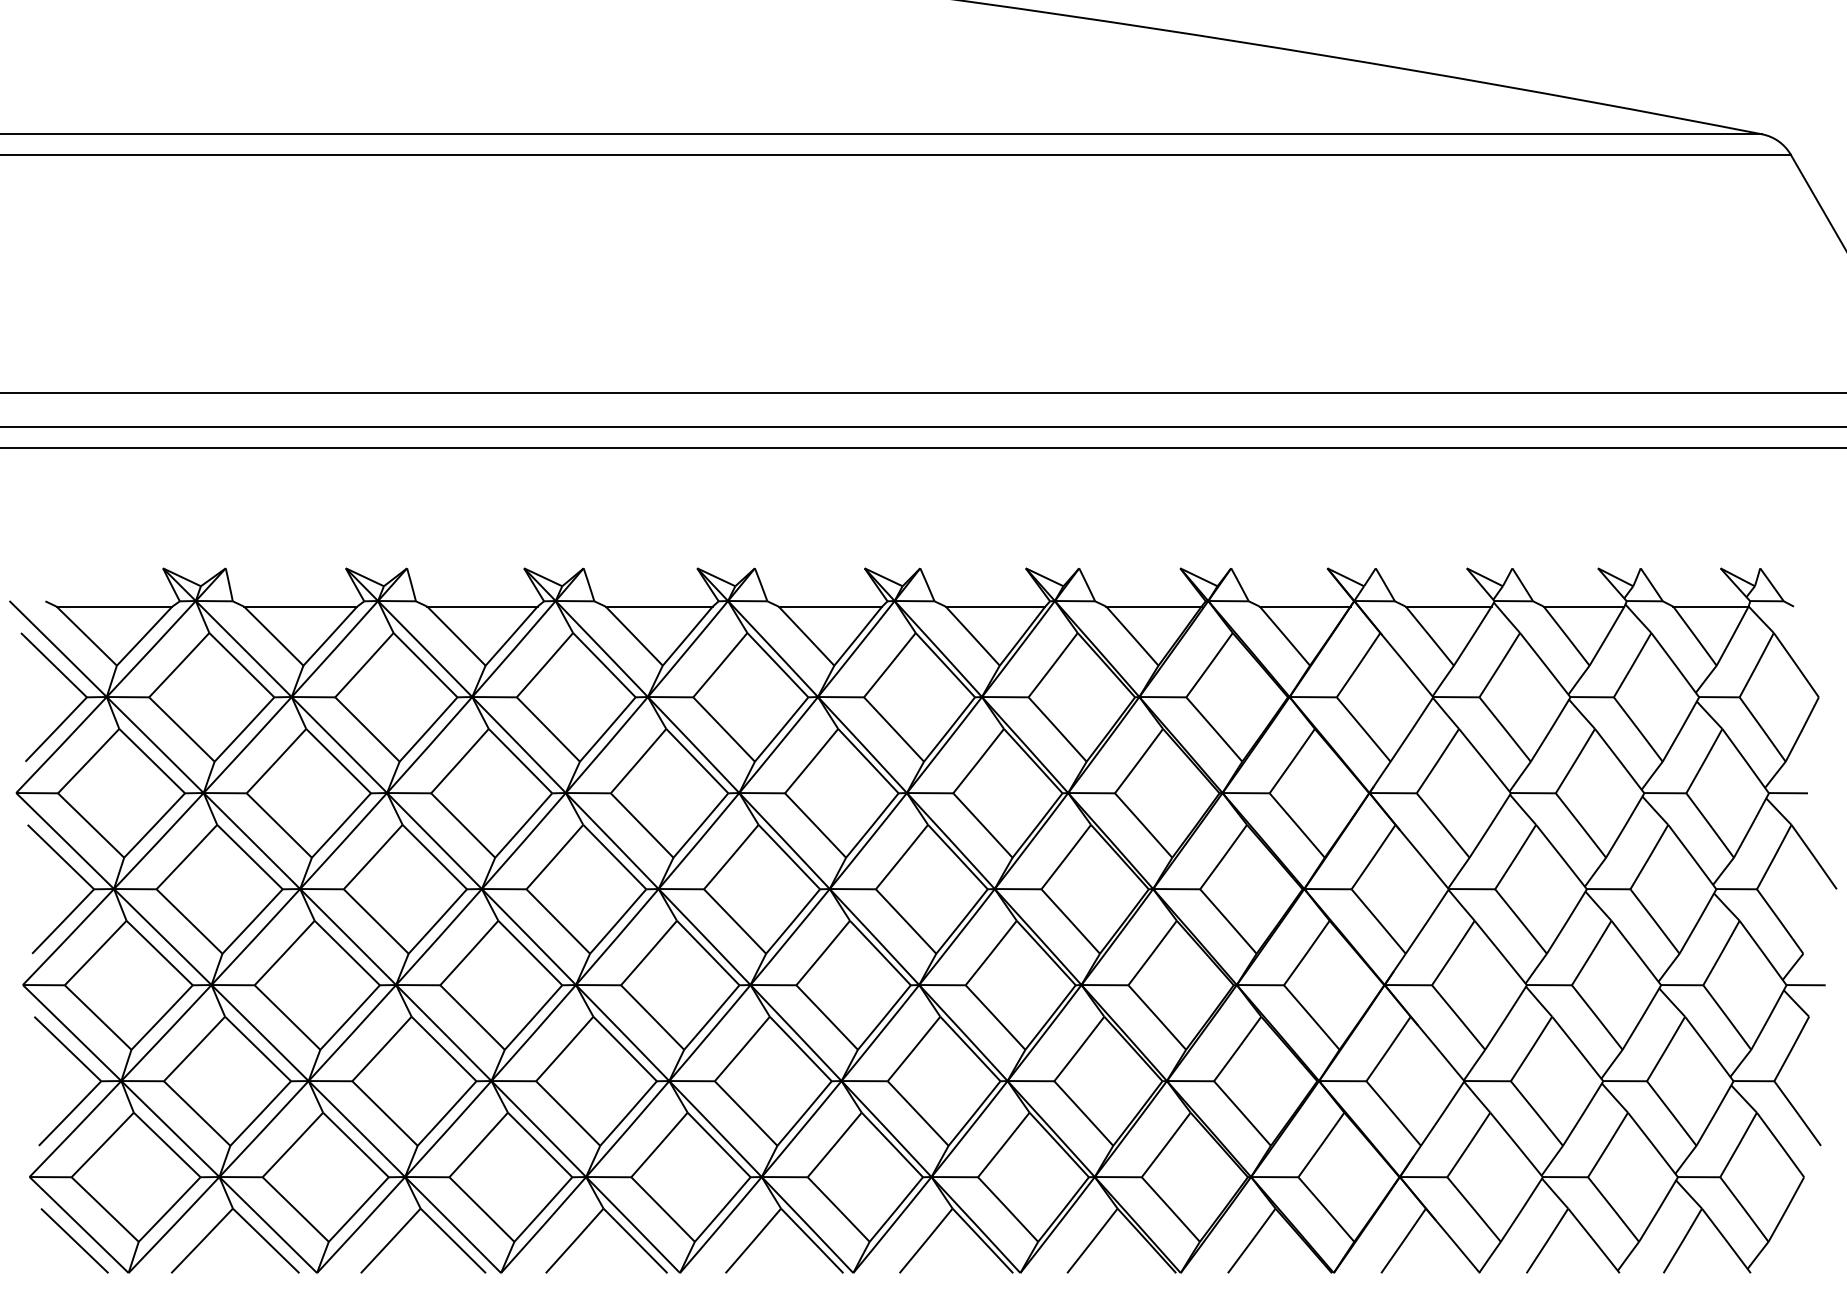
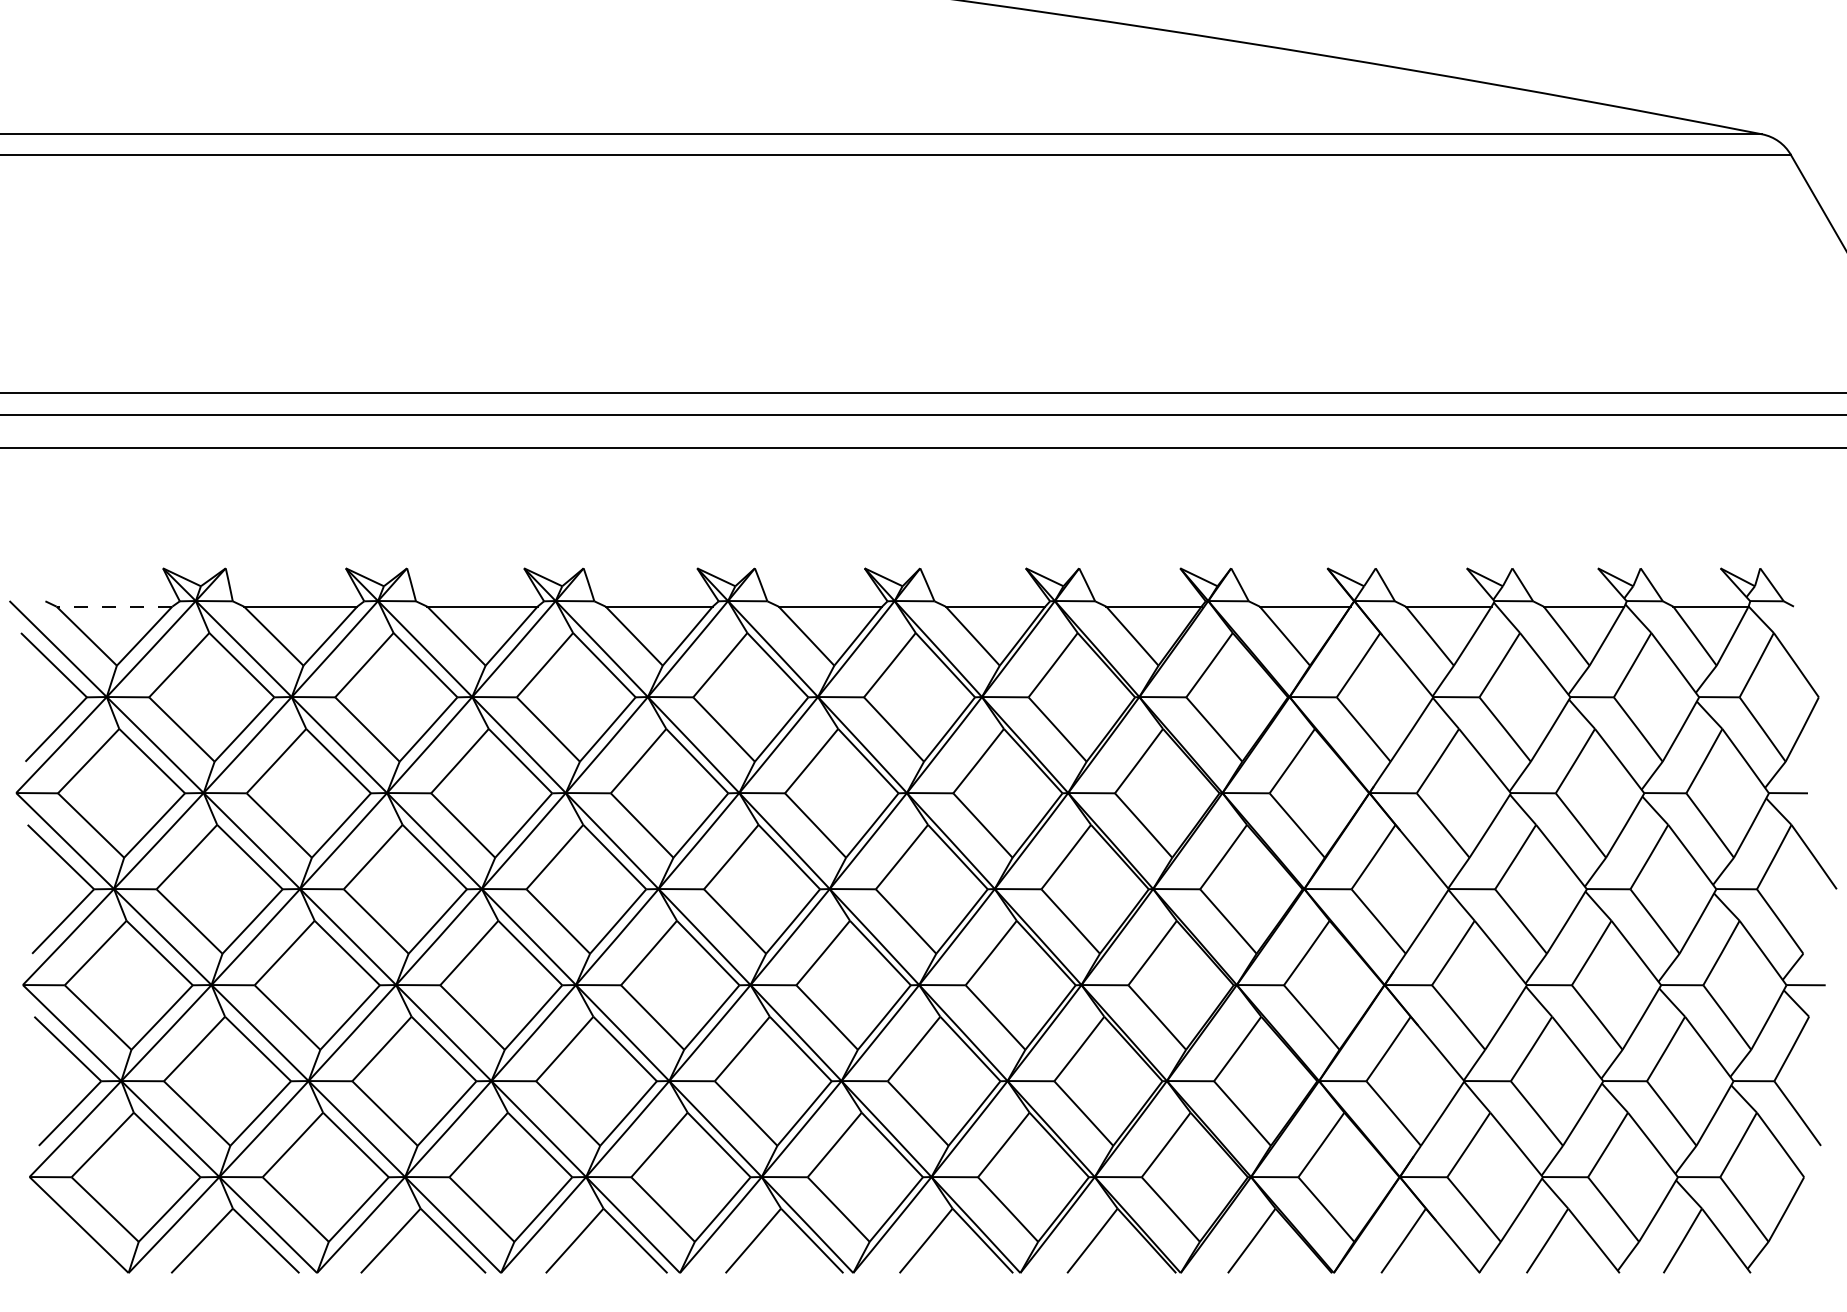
line position: (922, 427) -> (922, 415) (922, 415)
line: solid -> dashed (114, 606)
line: present -> none (74, 1240)
